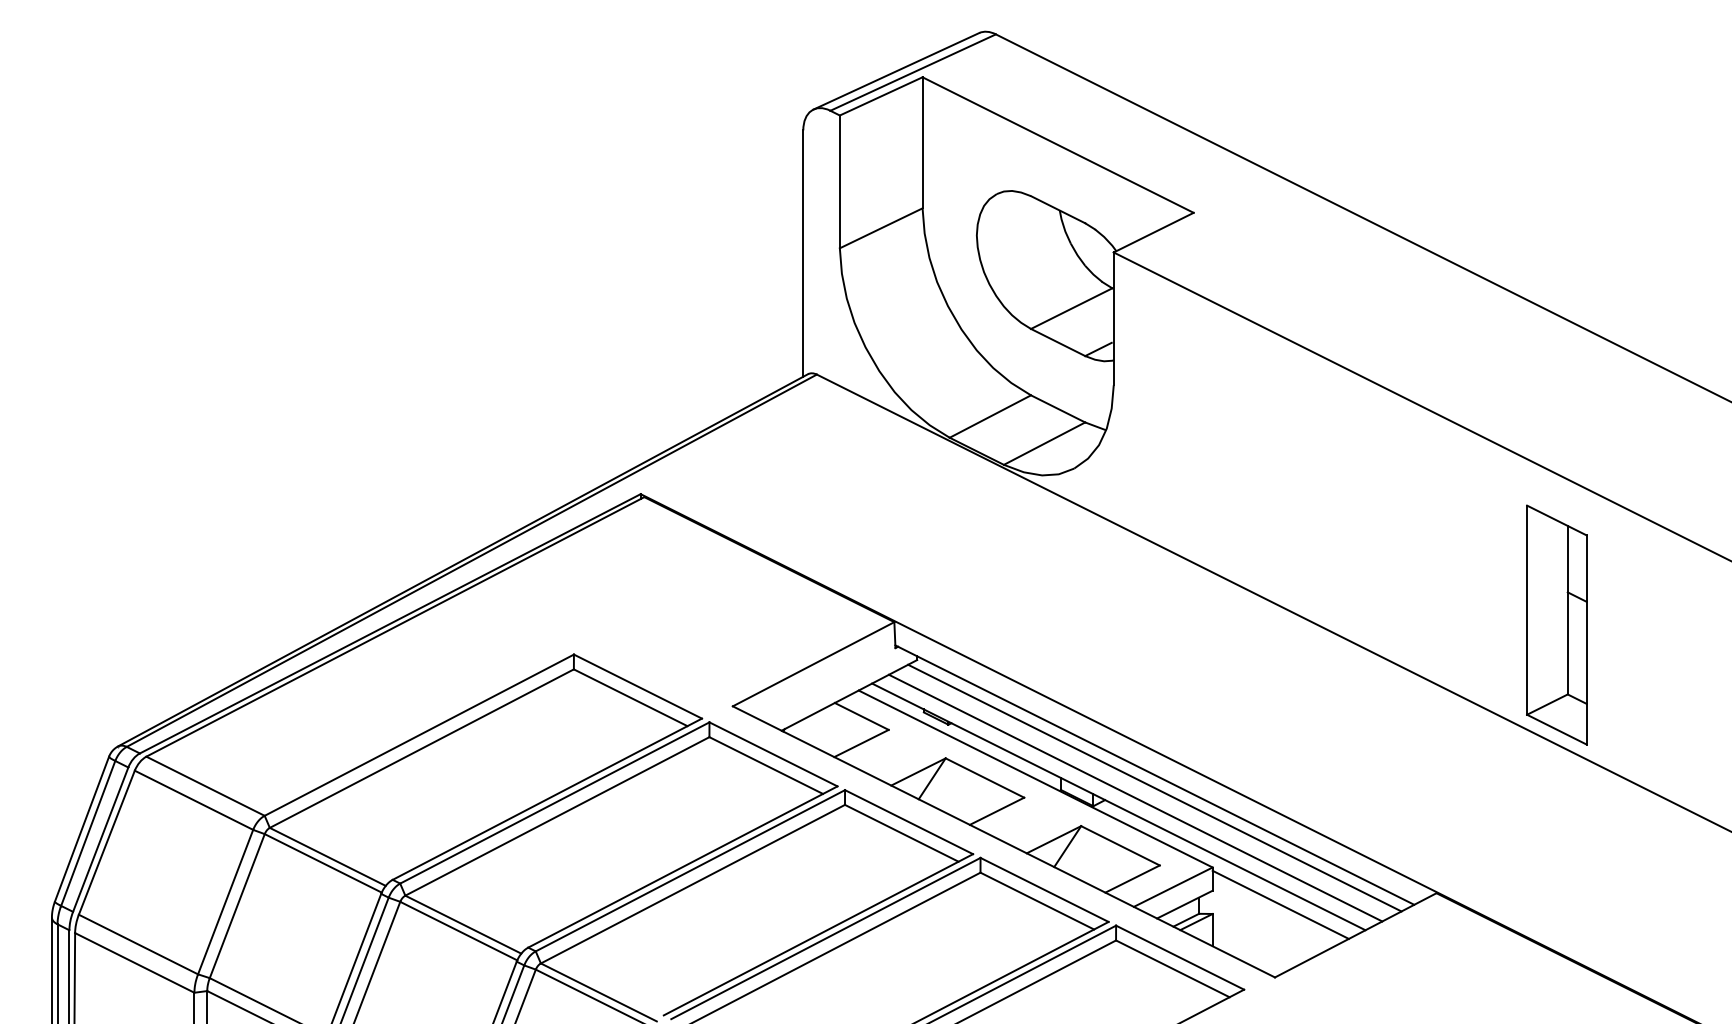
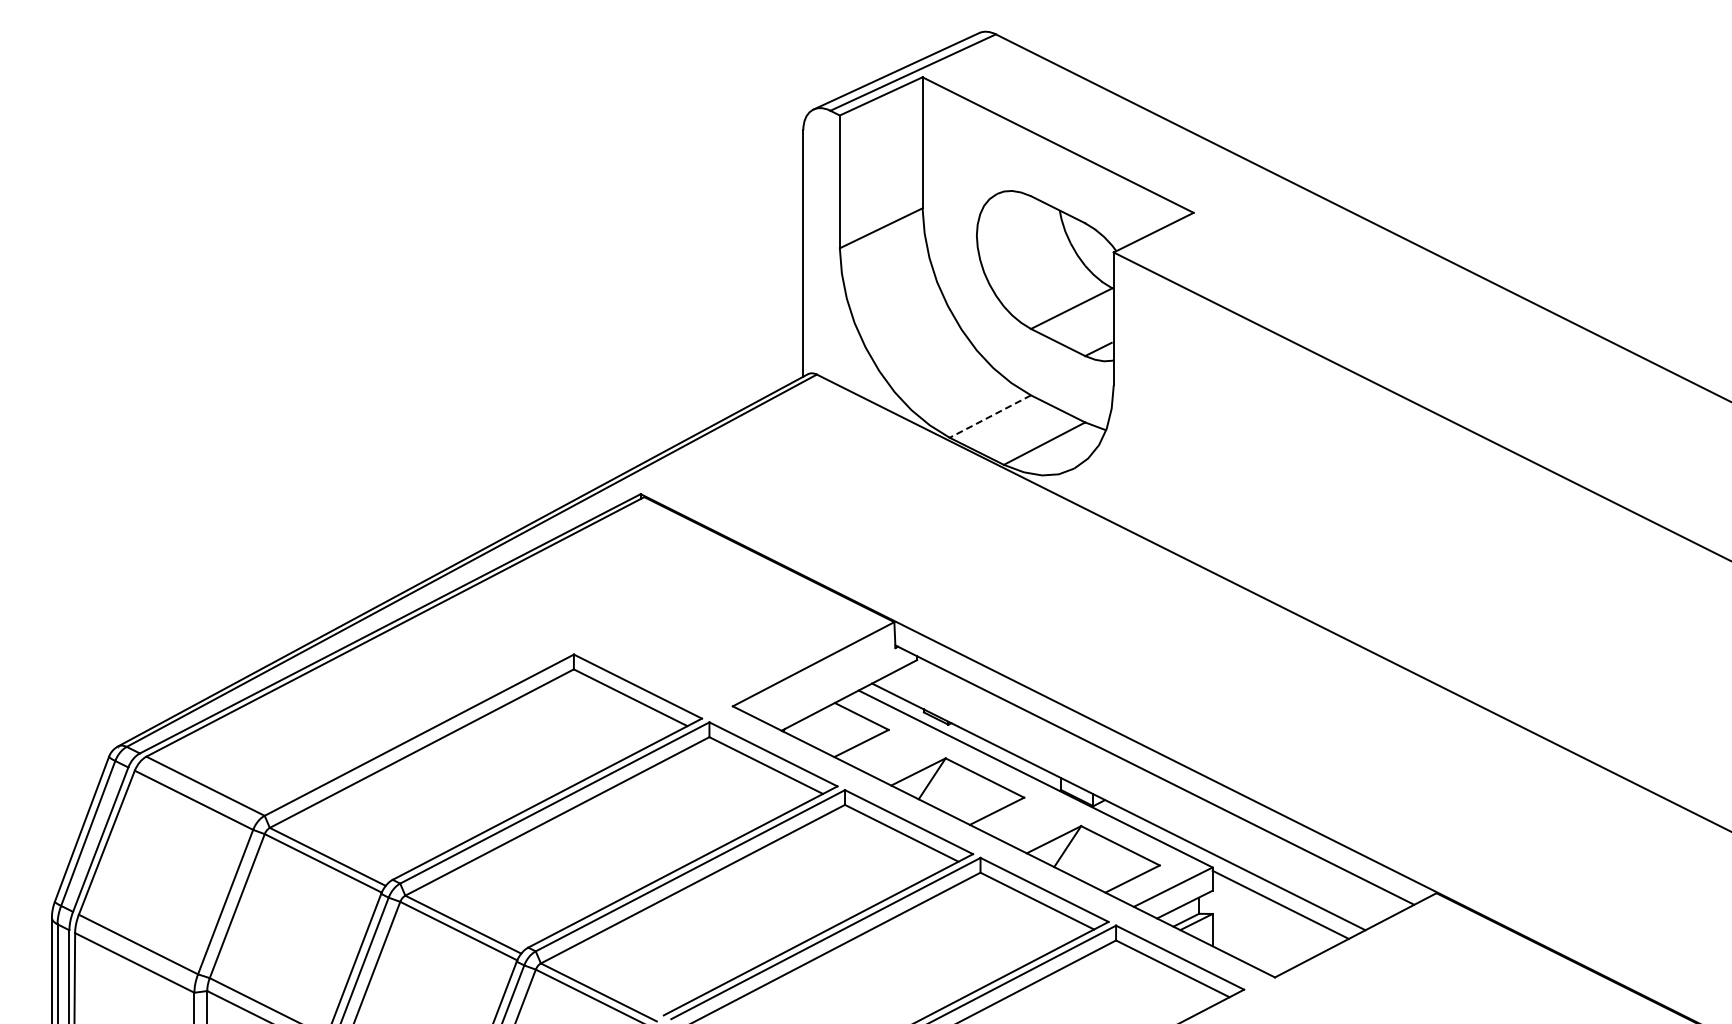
line: solid -> dashed (990, 416)
part: present -> none (1556, 624)
line: present -> none (1154, 787)
line: present -> none (1135, 797)
